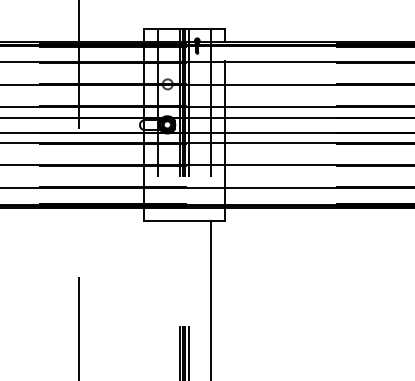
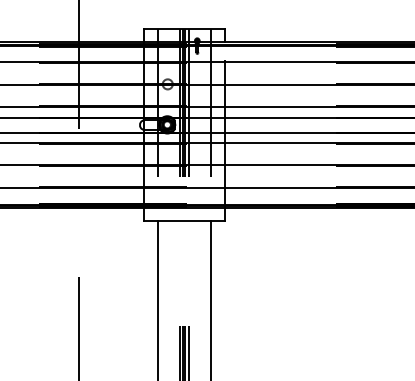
line: none -> present (157, 299)
